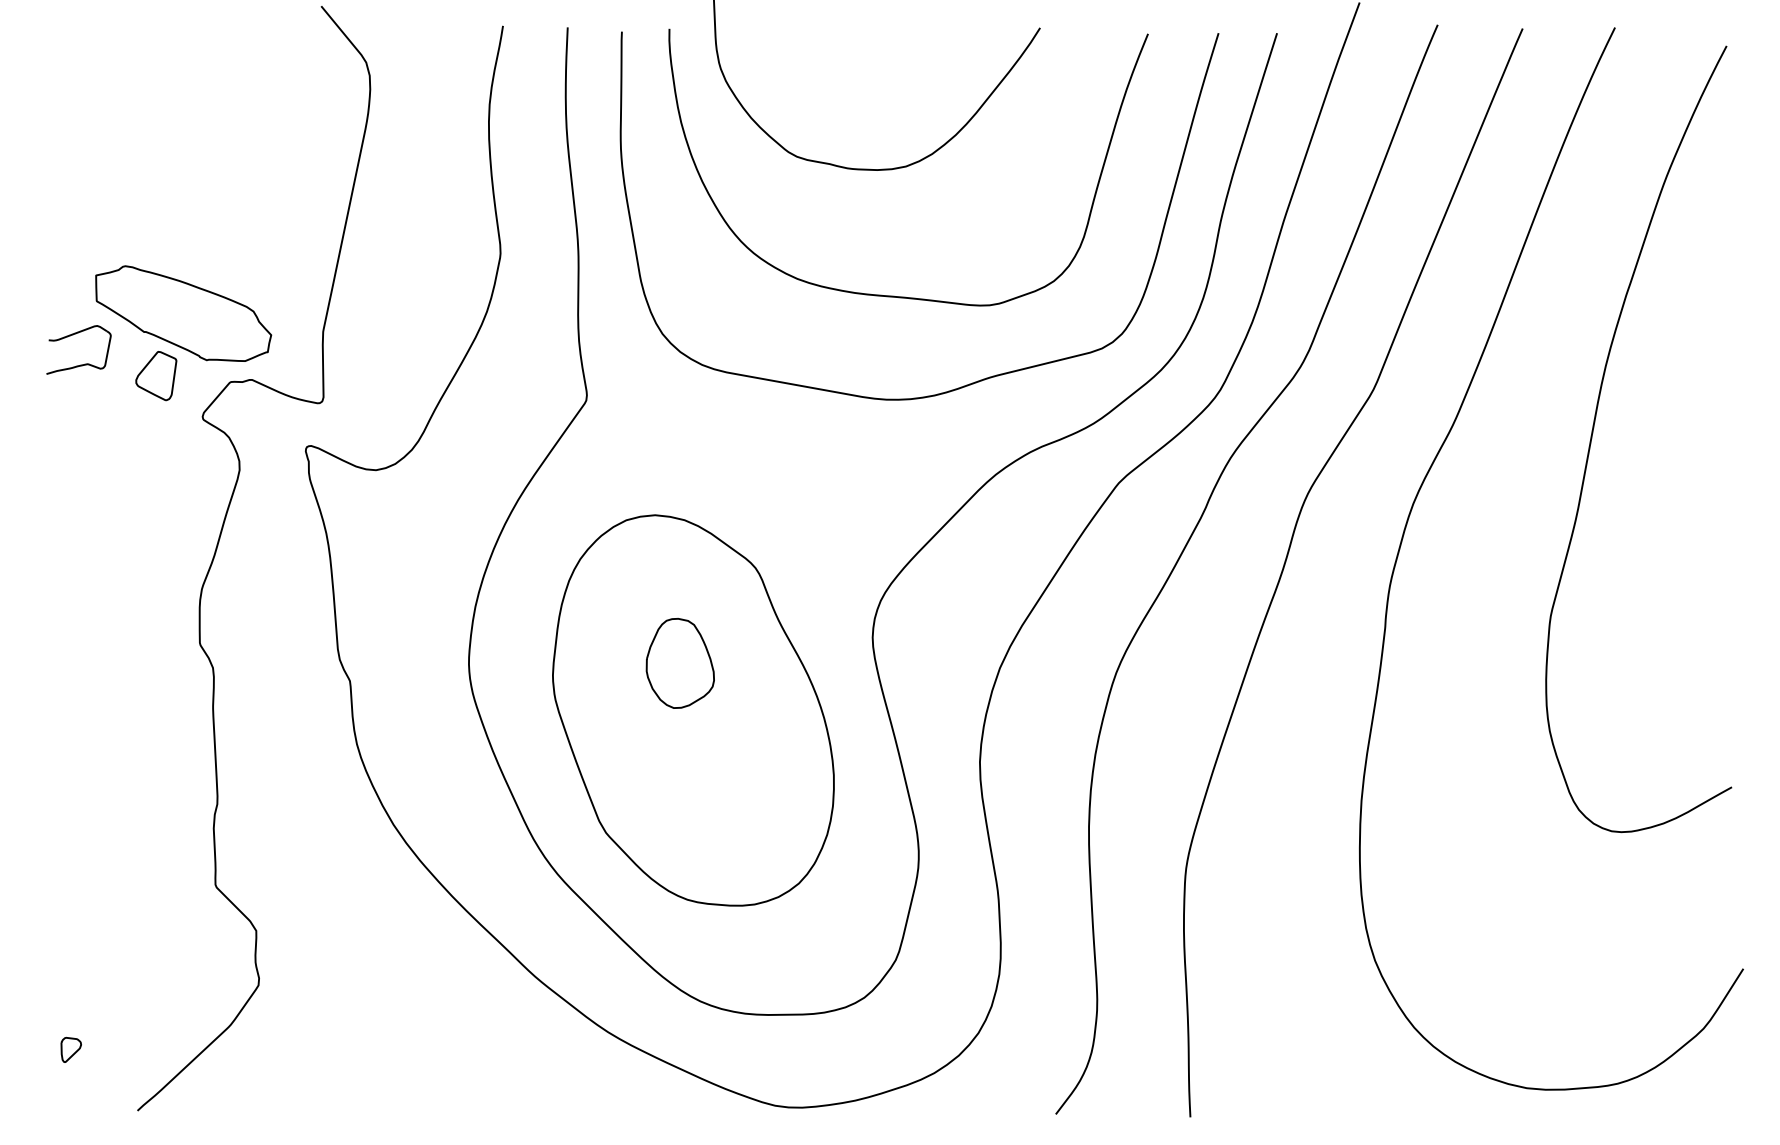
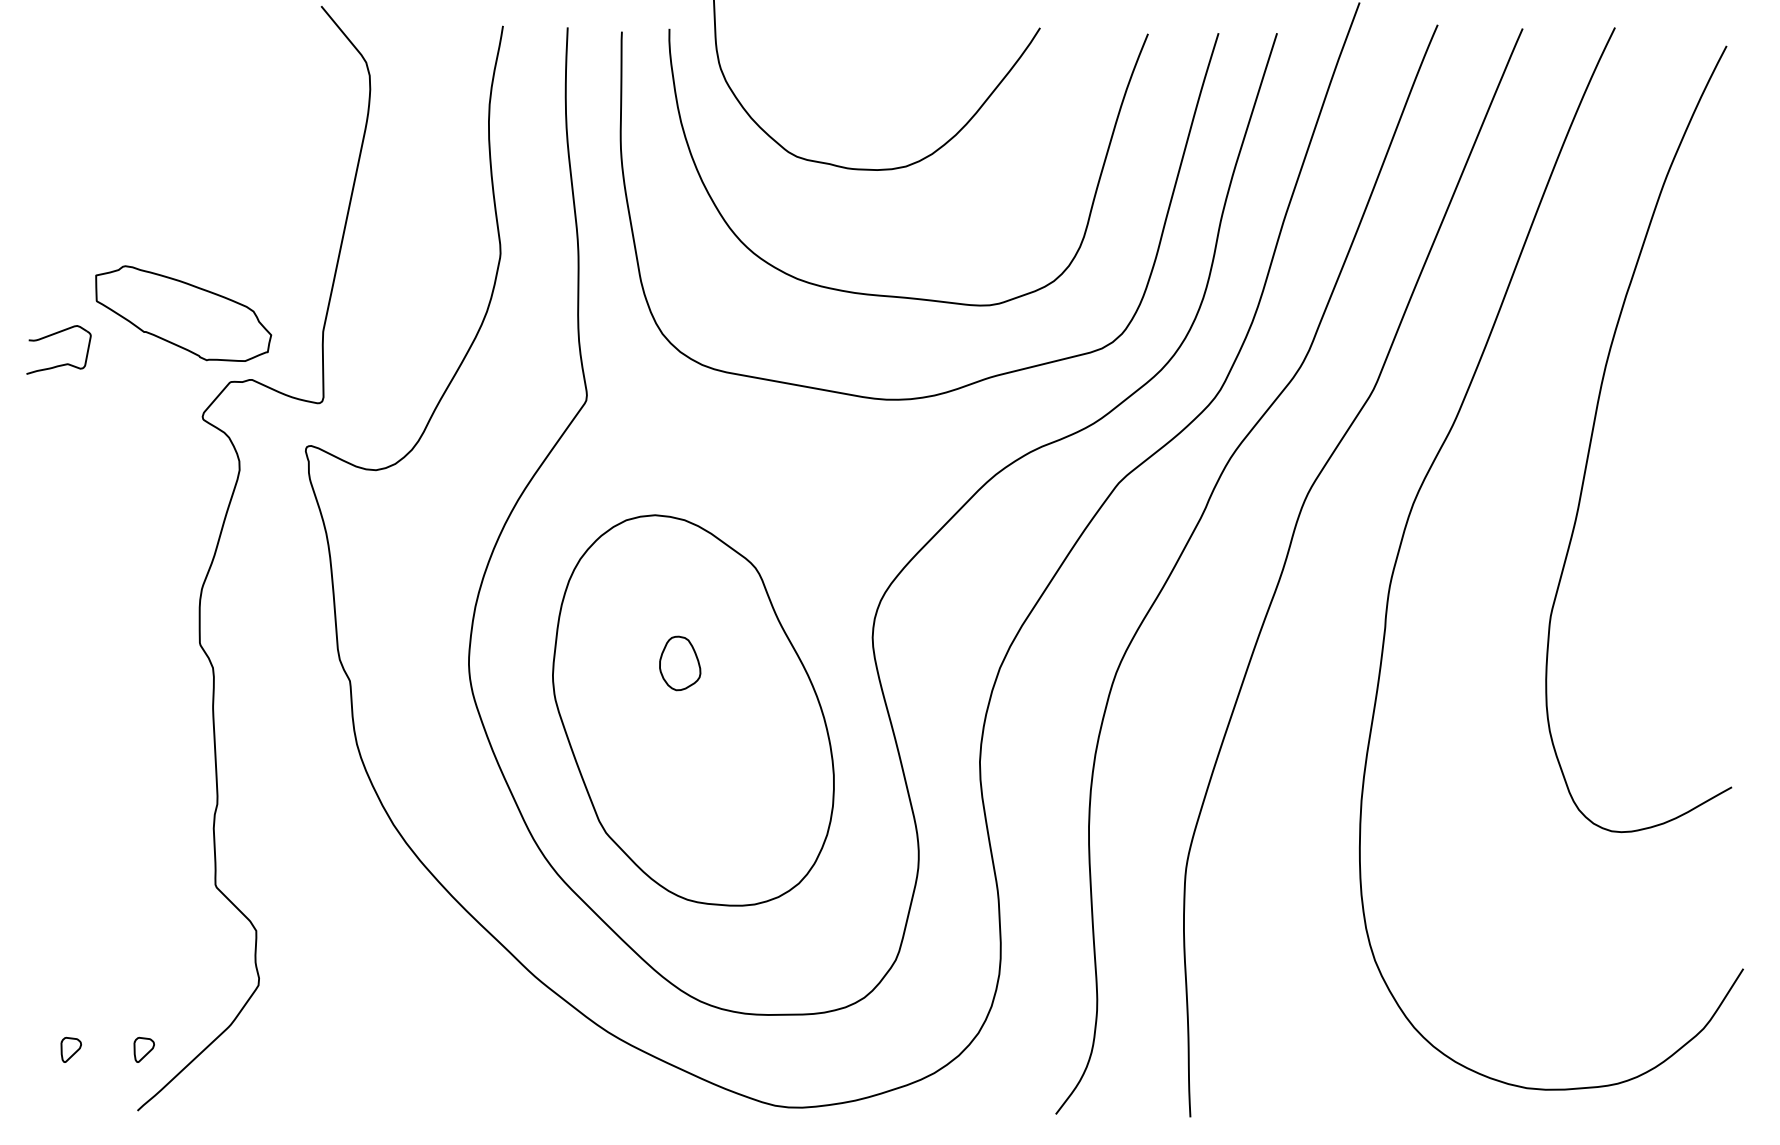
part position: (73, 335) -> (53, 335) (53, 335)
part: present -> none (156, 376)
part size: 70x91 px -> 43x57 px (680, 663)
part: none -> present (143, 1049)
